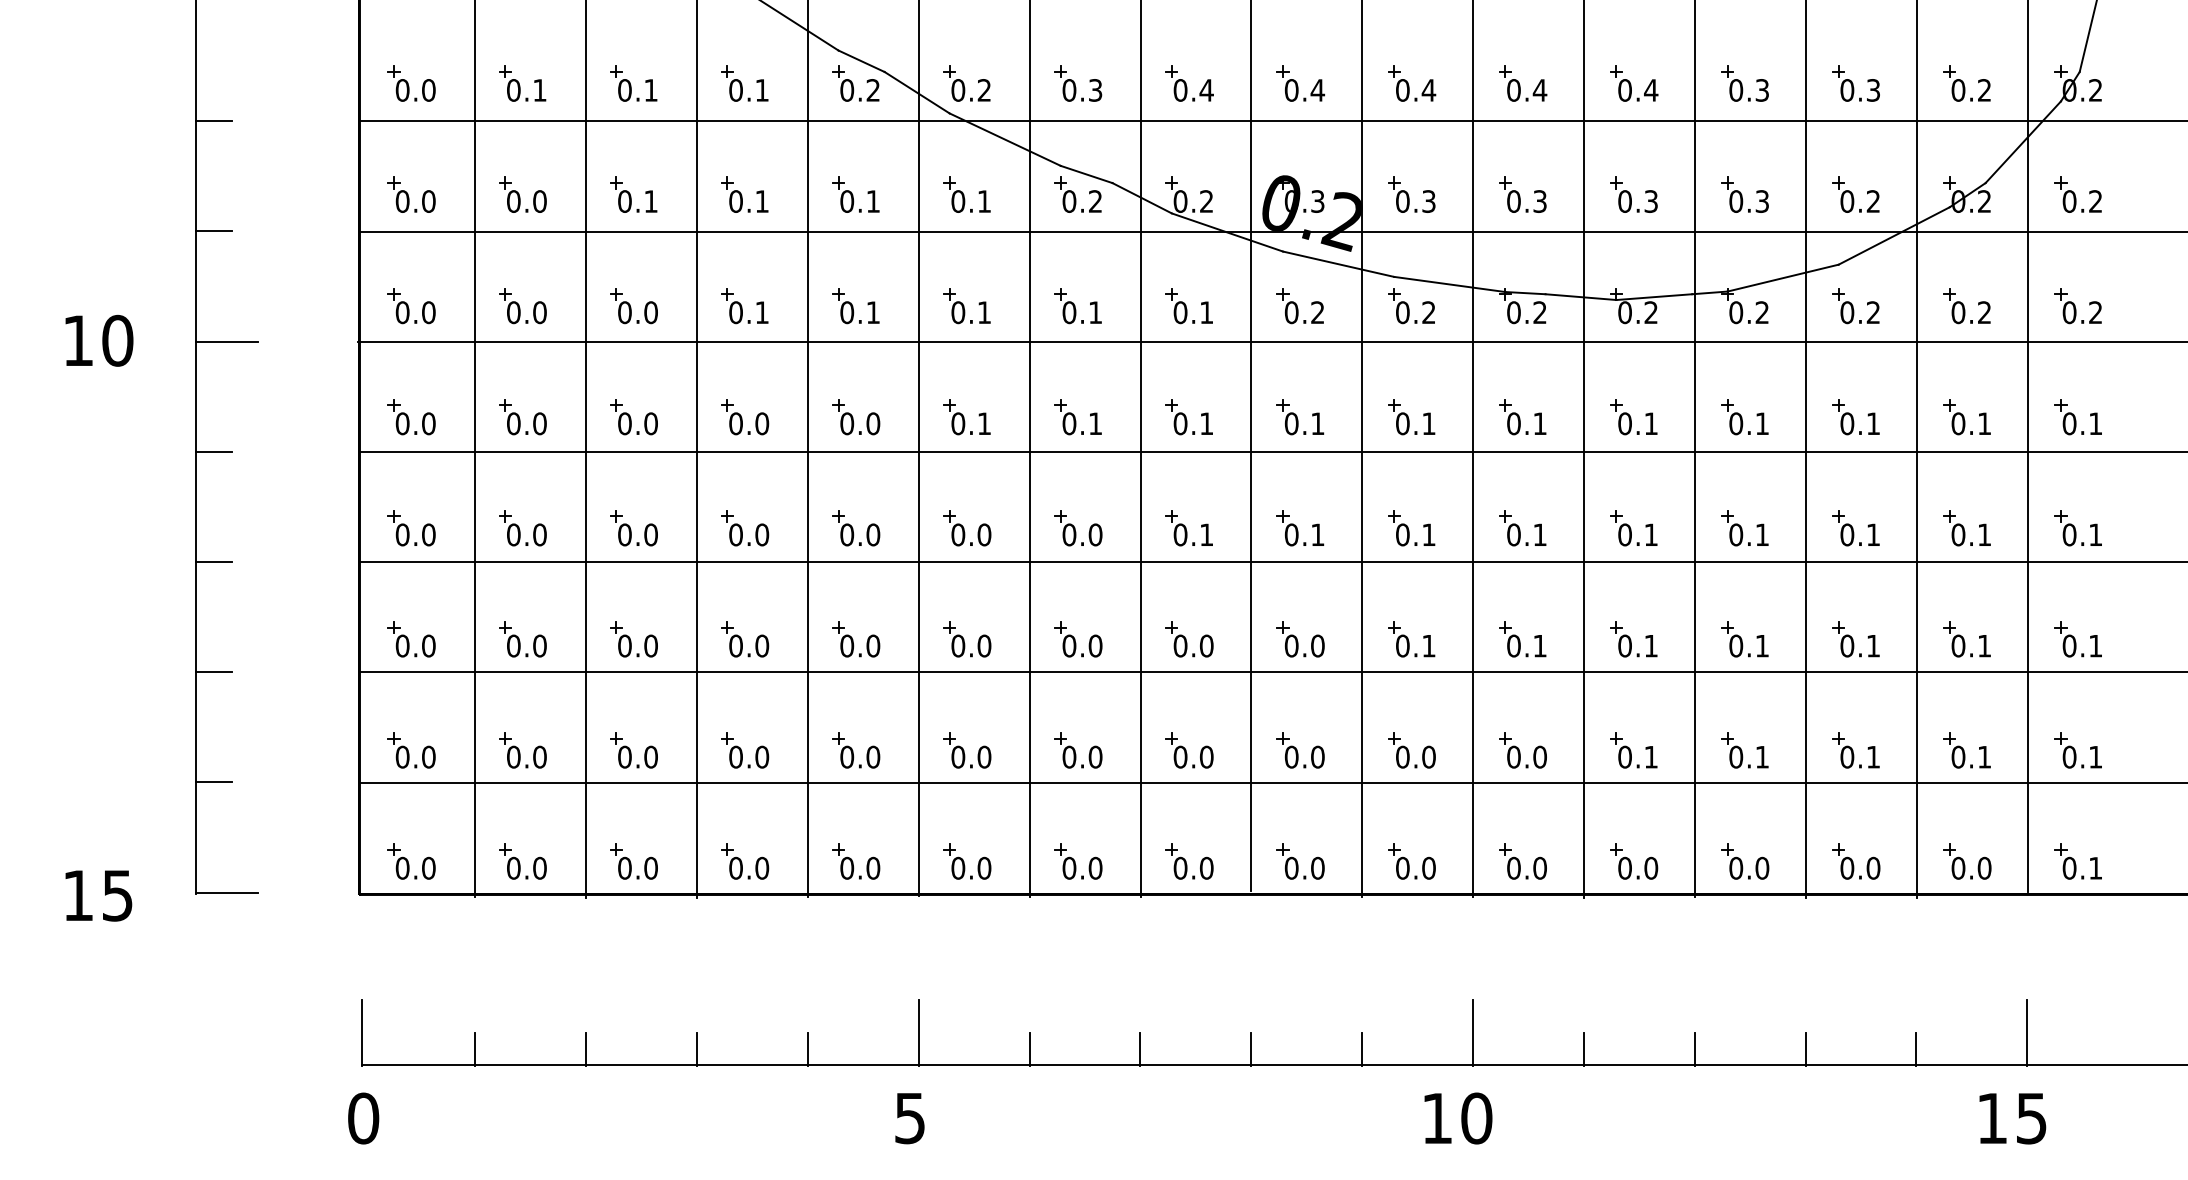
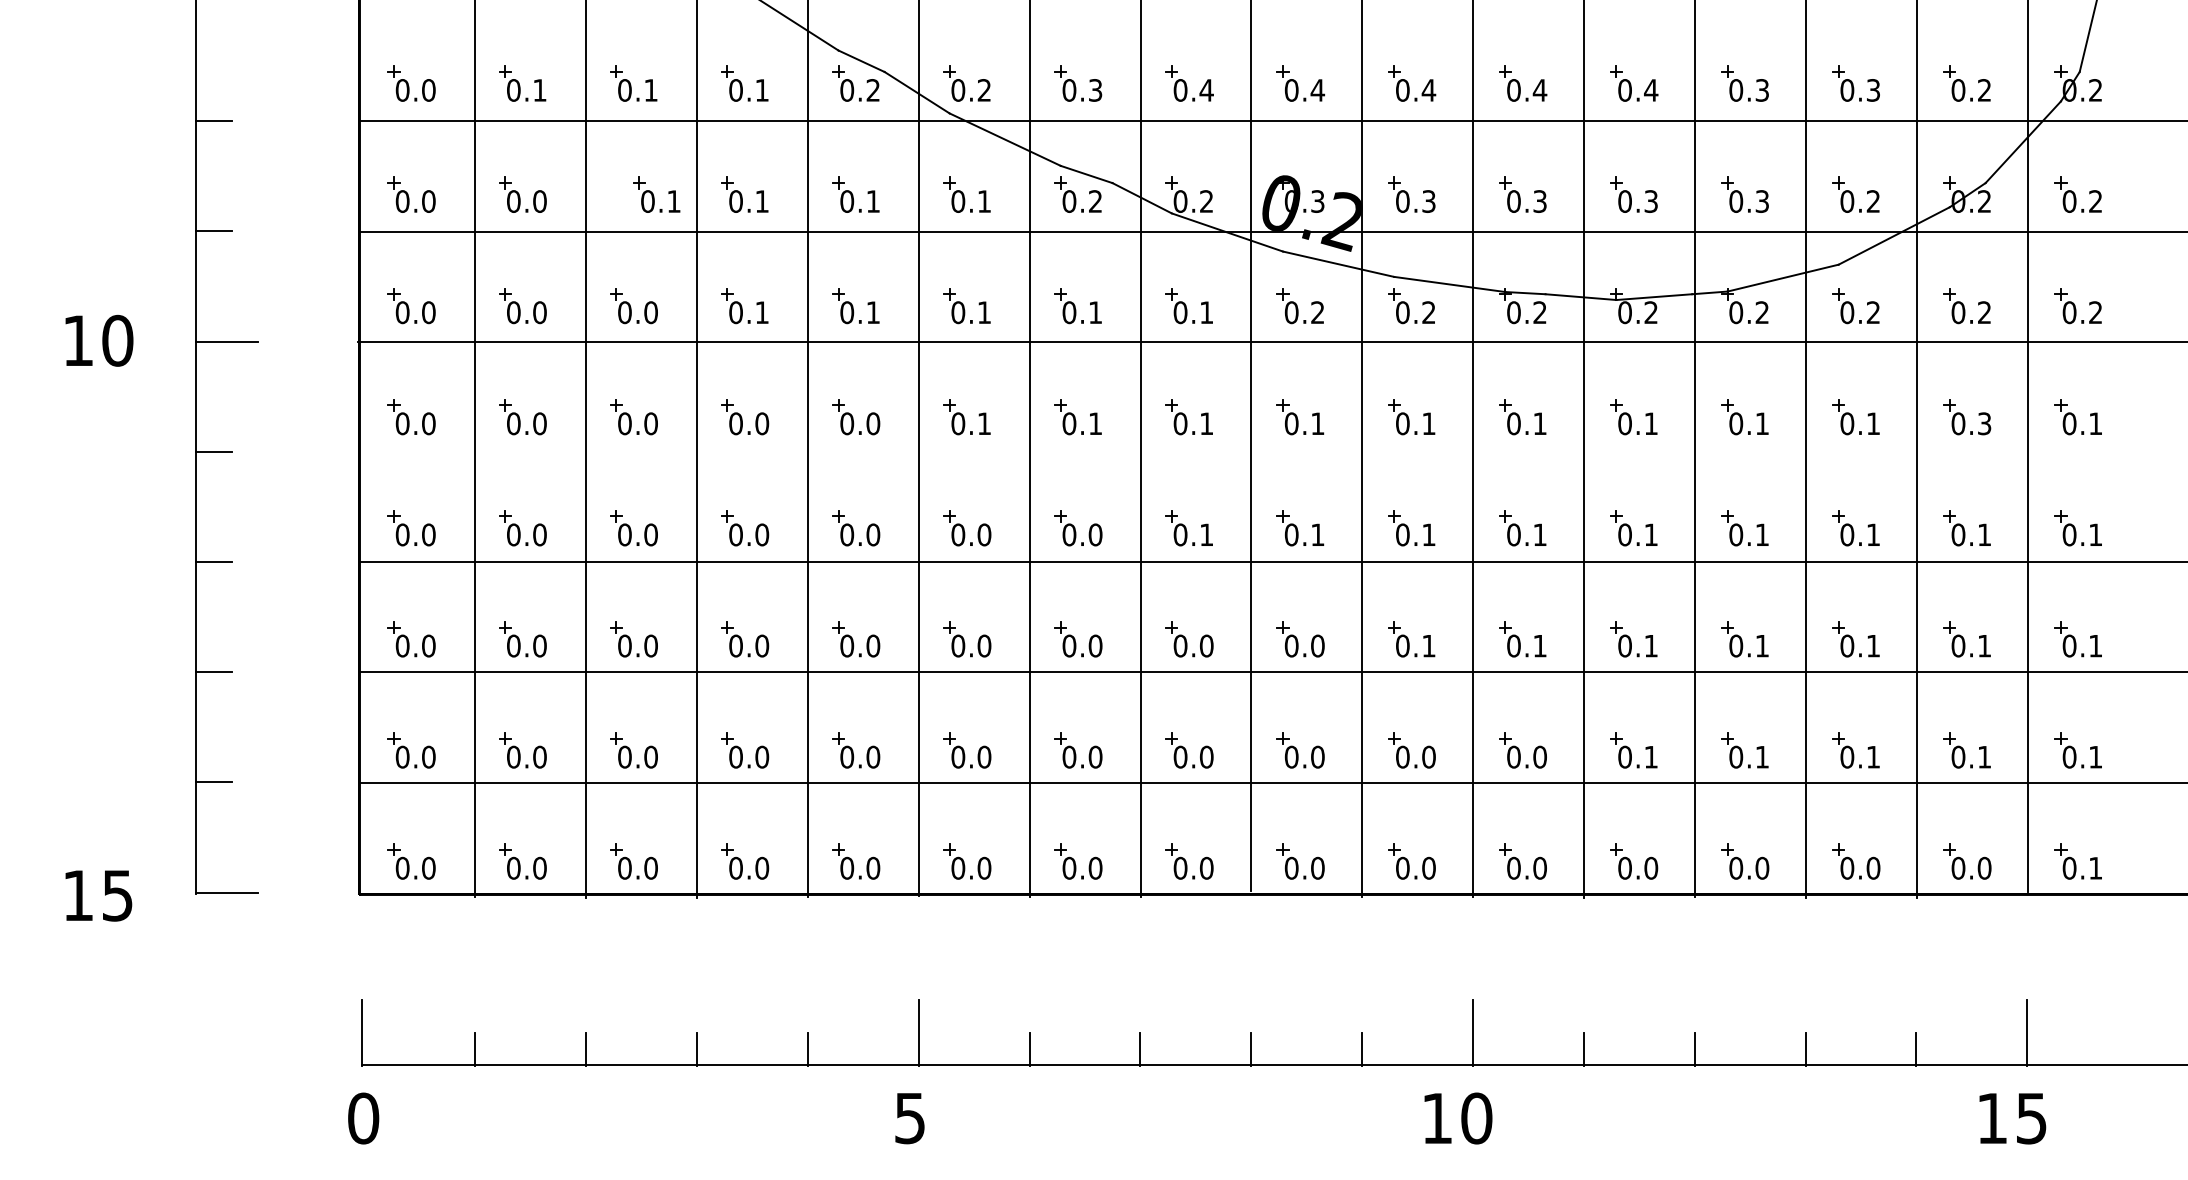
part position: (633, 194) -> (656, 194) (656, 194)
text: 0.1 -> 0.3 (1984, 423)
line: present -> none (1271, 451)
